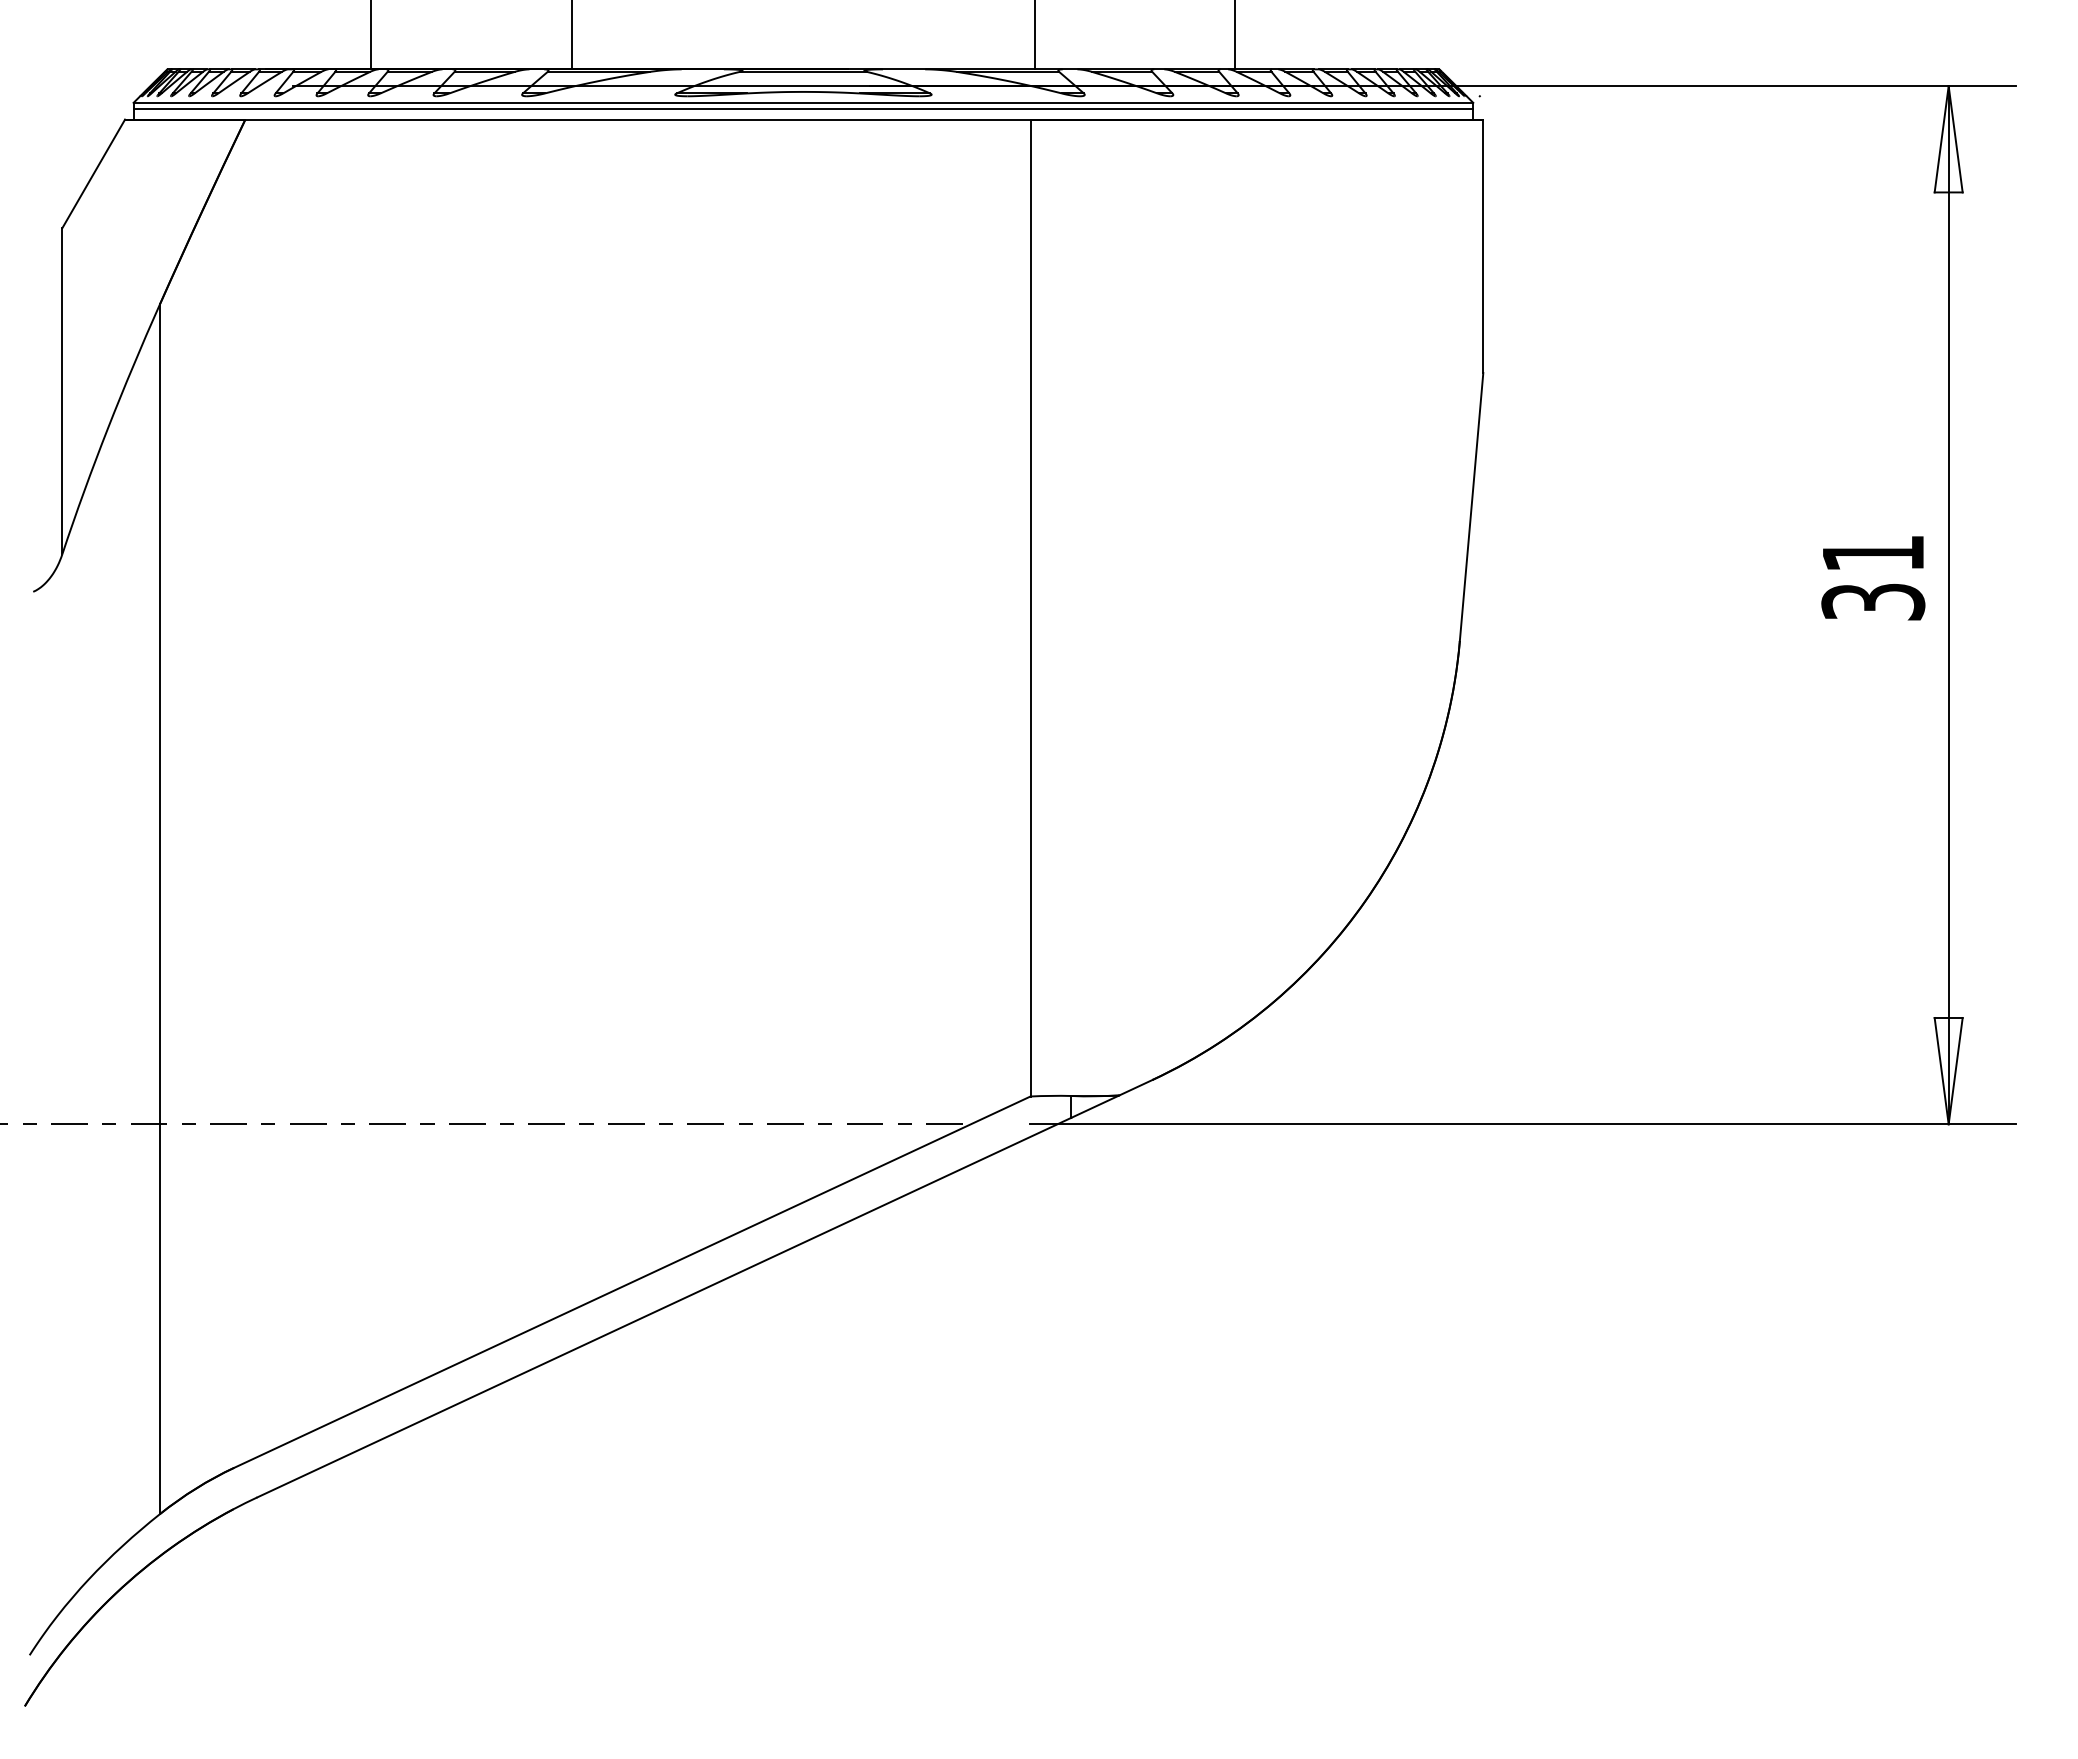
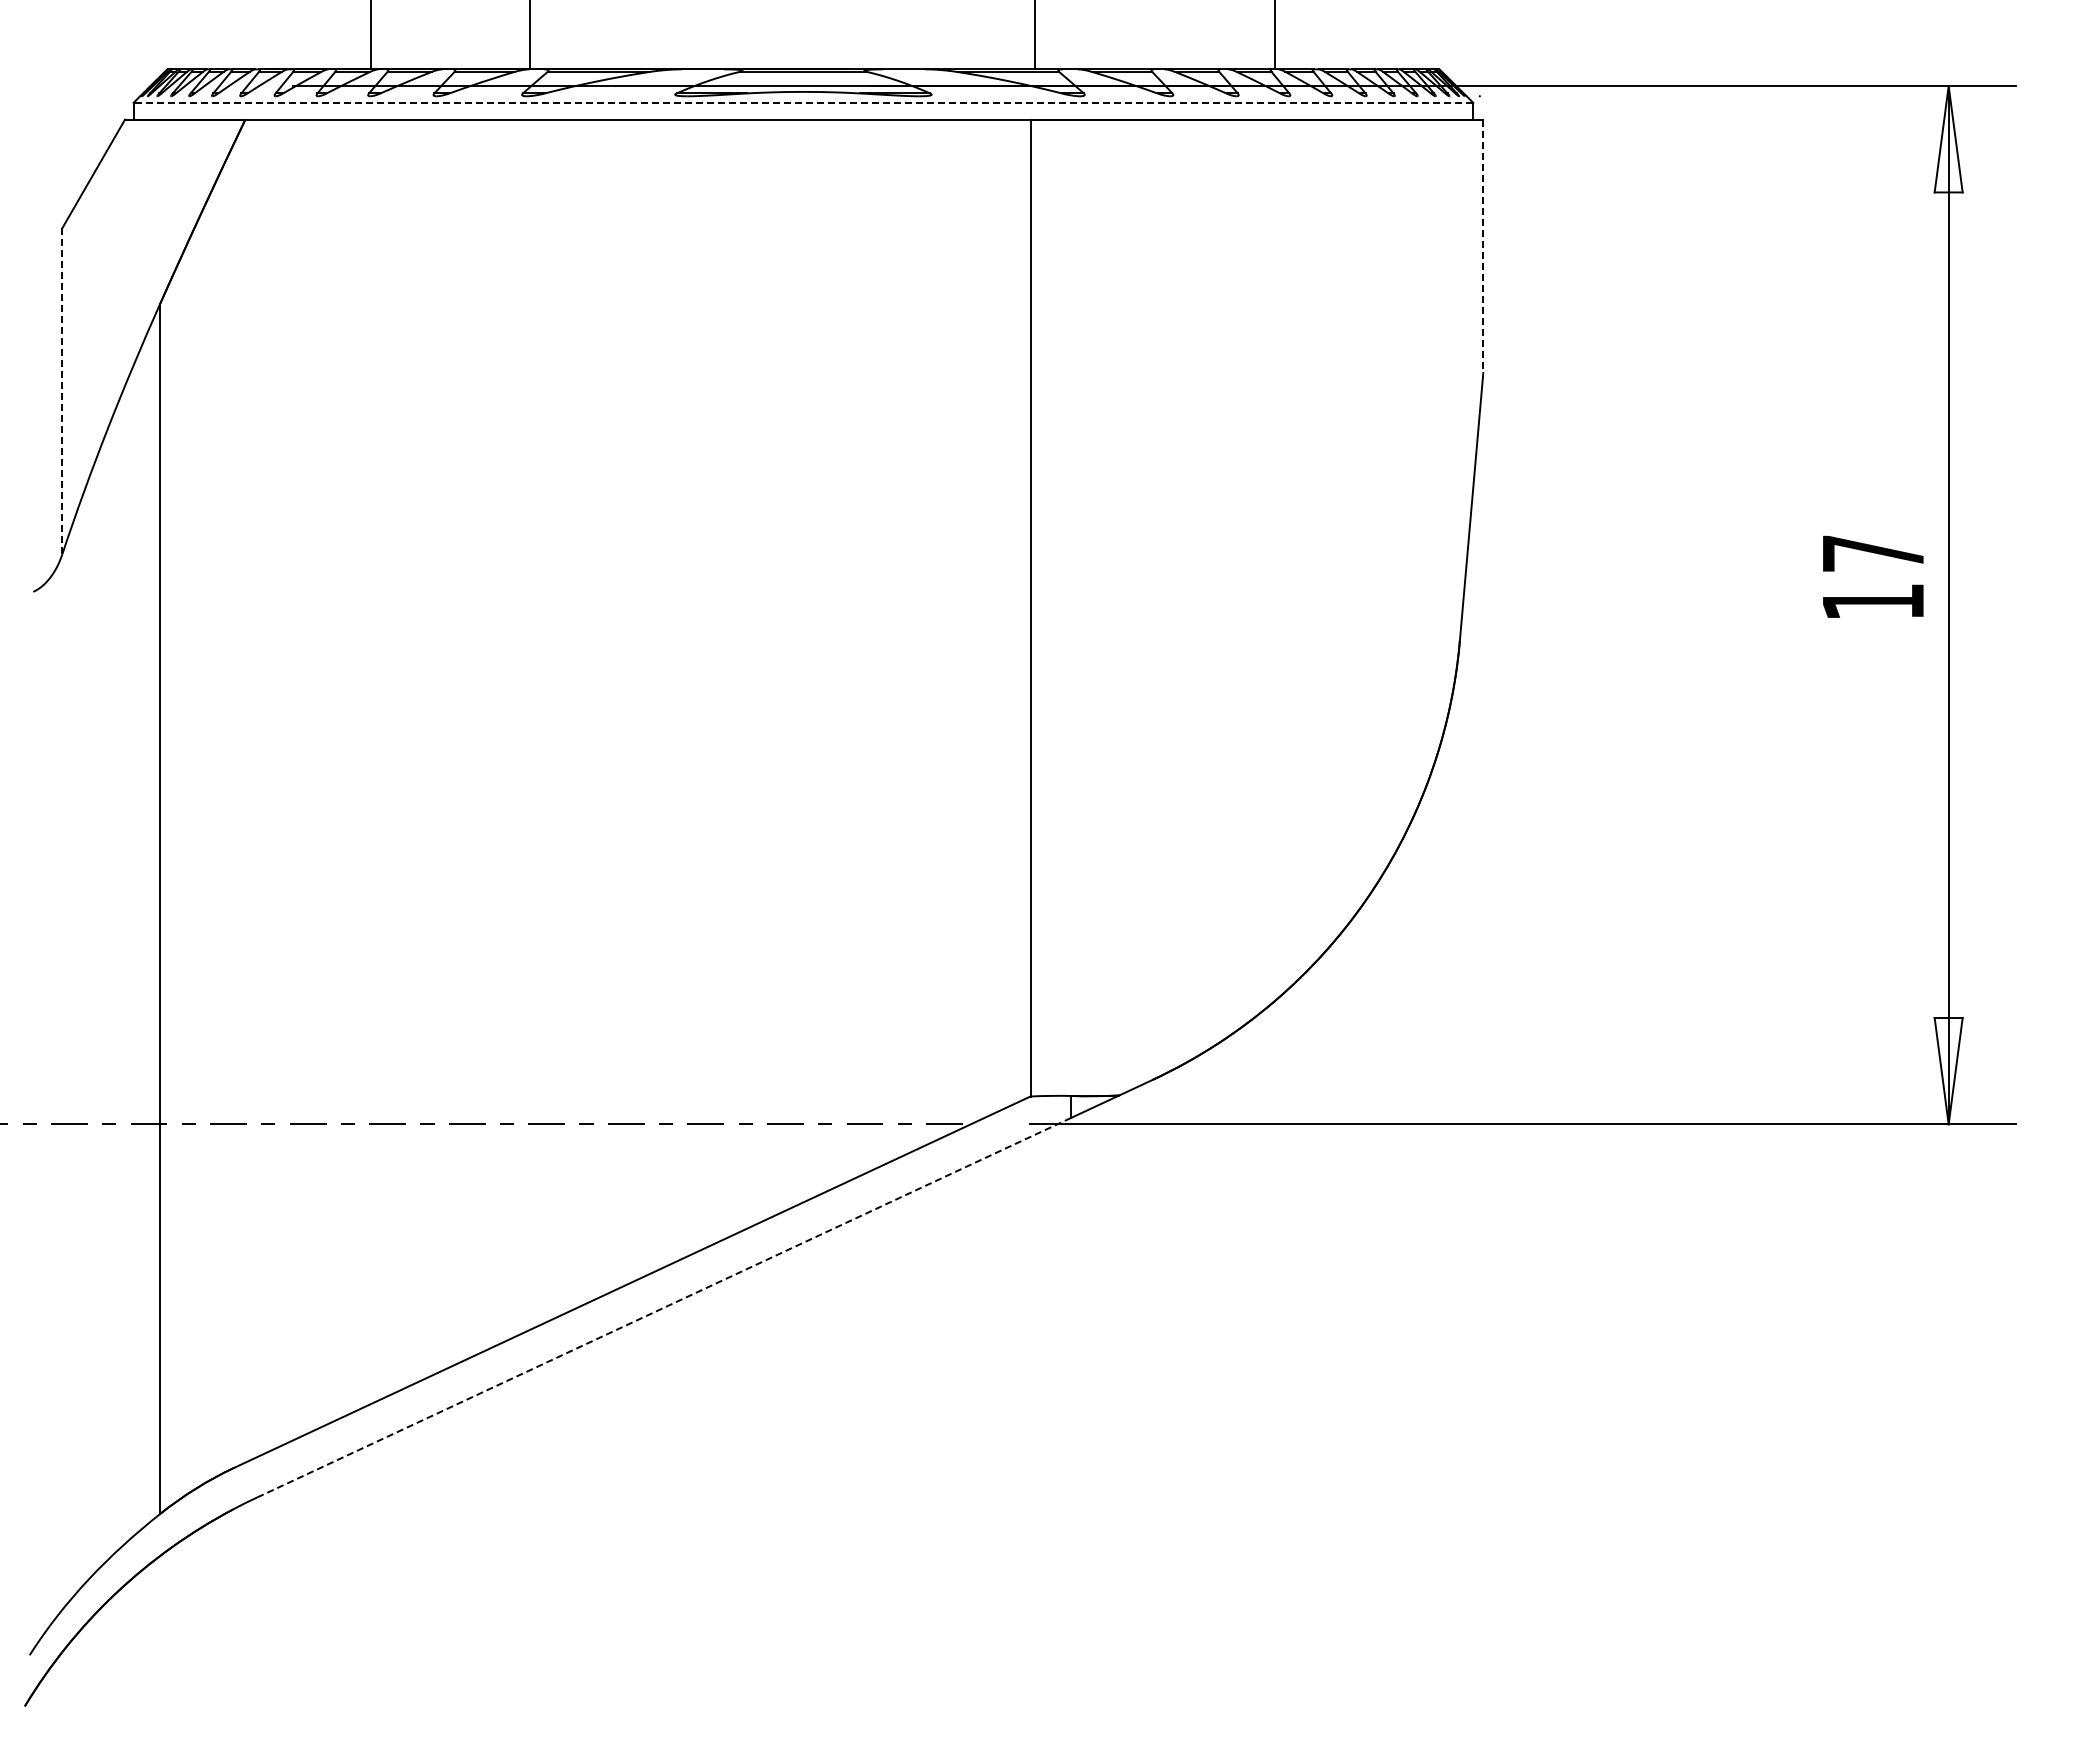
line position: (572, 35) -> (530, 35) (530, 35)
line position: (1235, 35) -> (1275, 35) (1275, 35)
line: solid -> dashed (803, 102)
line: present -> none (803, 108)
line: solid -> dashed (1483, 246)
line: solid -> dashed (62, 390)
text: 31 -> 17 (1873, 577)
line: solid -> dashed (664, 1307)
